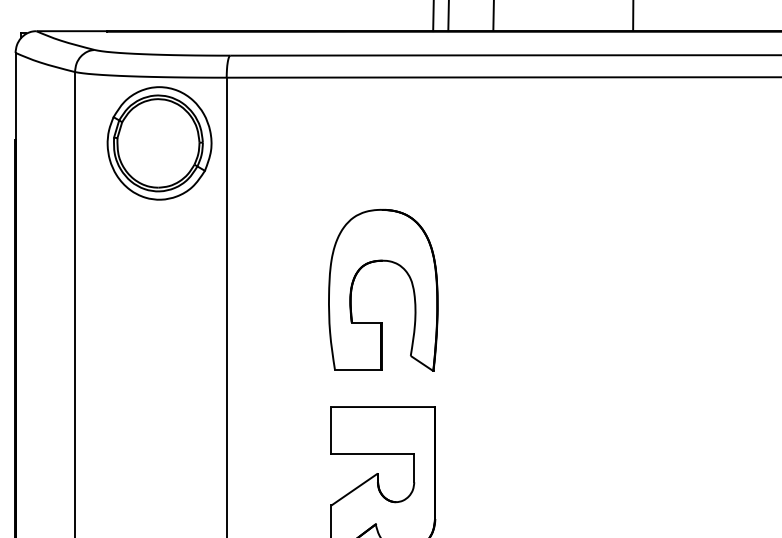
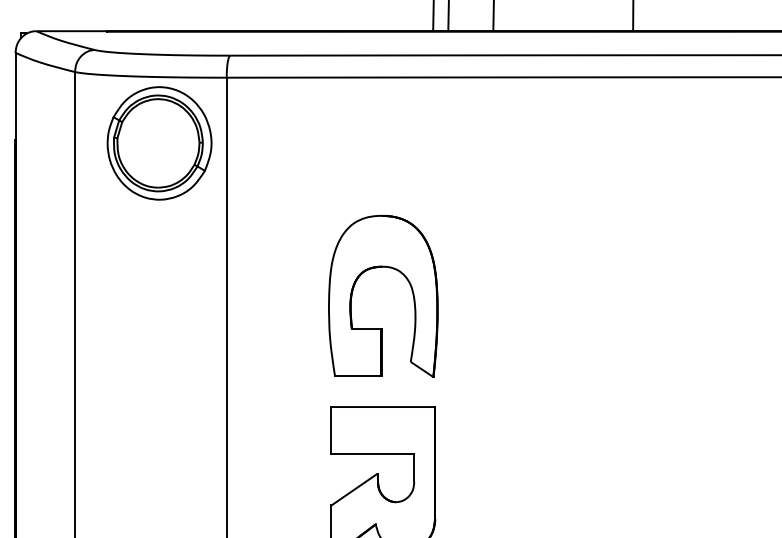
part position: (409, 279) -> (409, 285) (409, 285)
